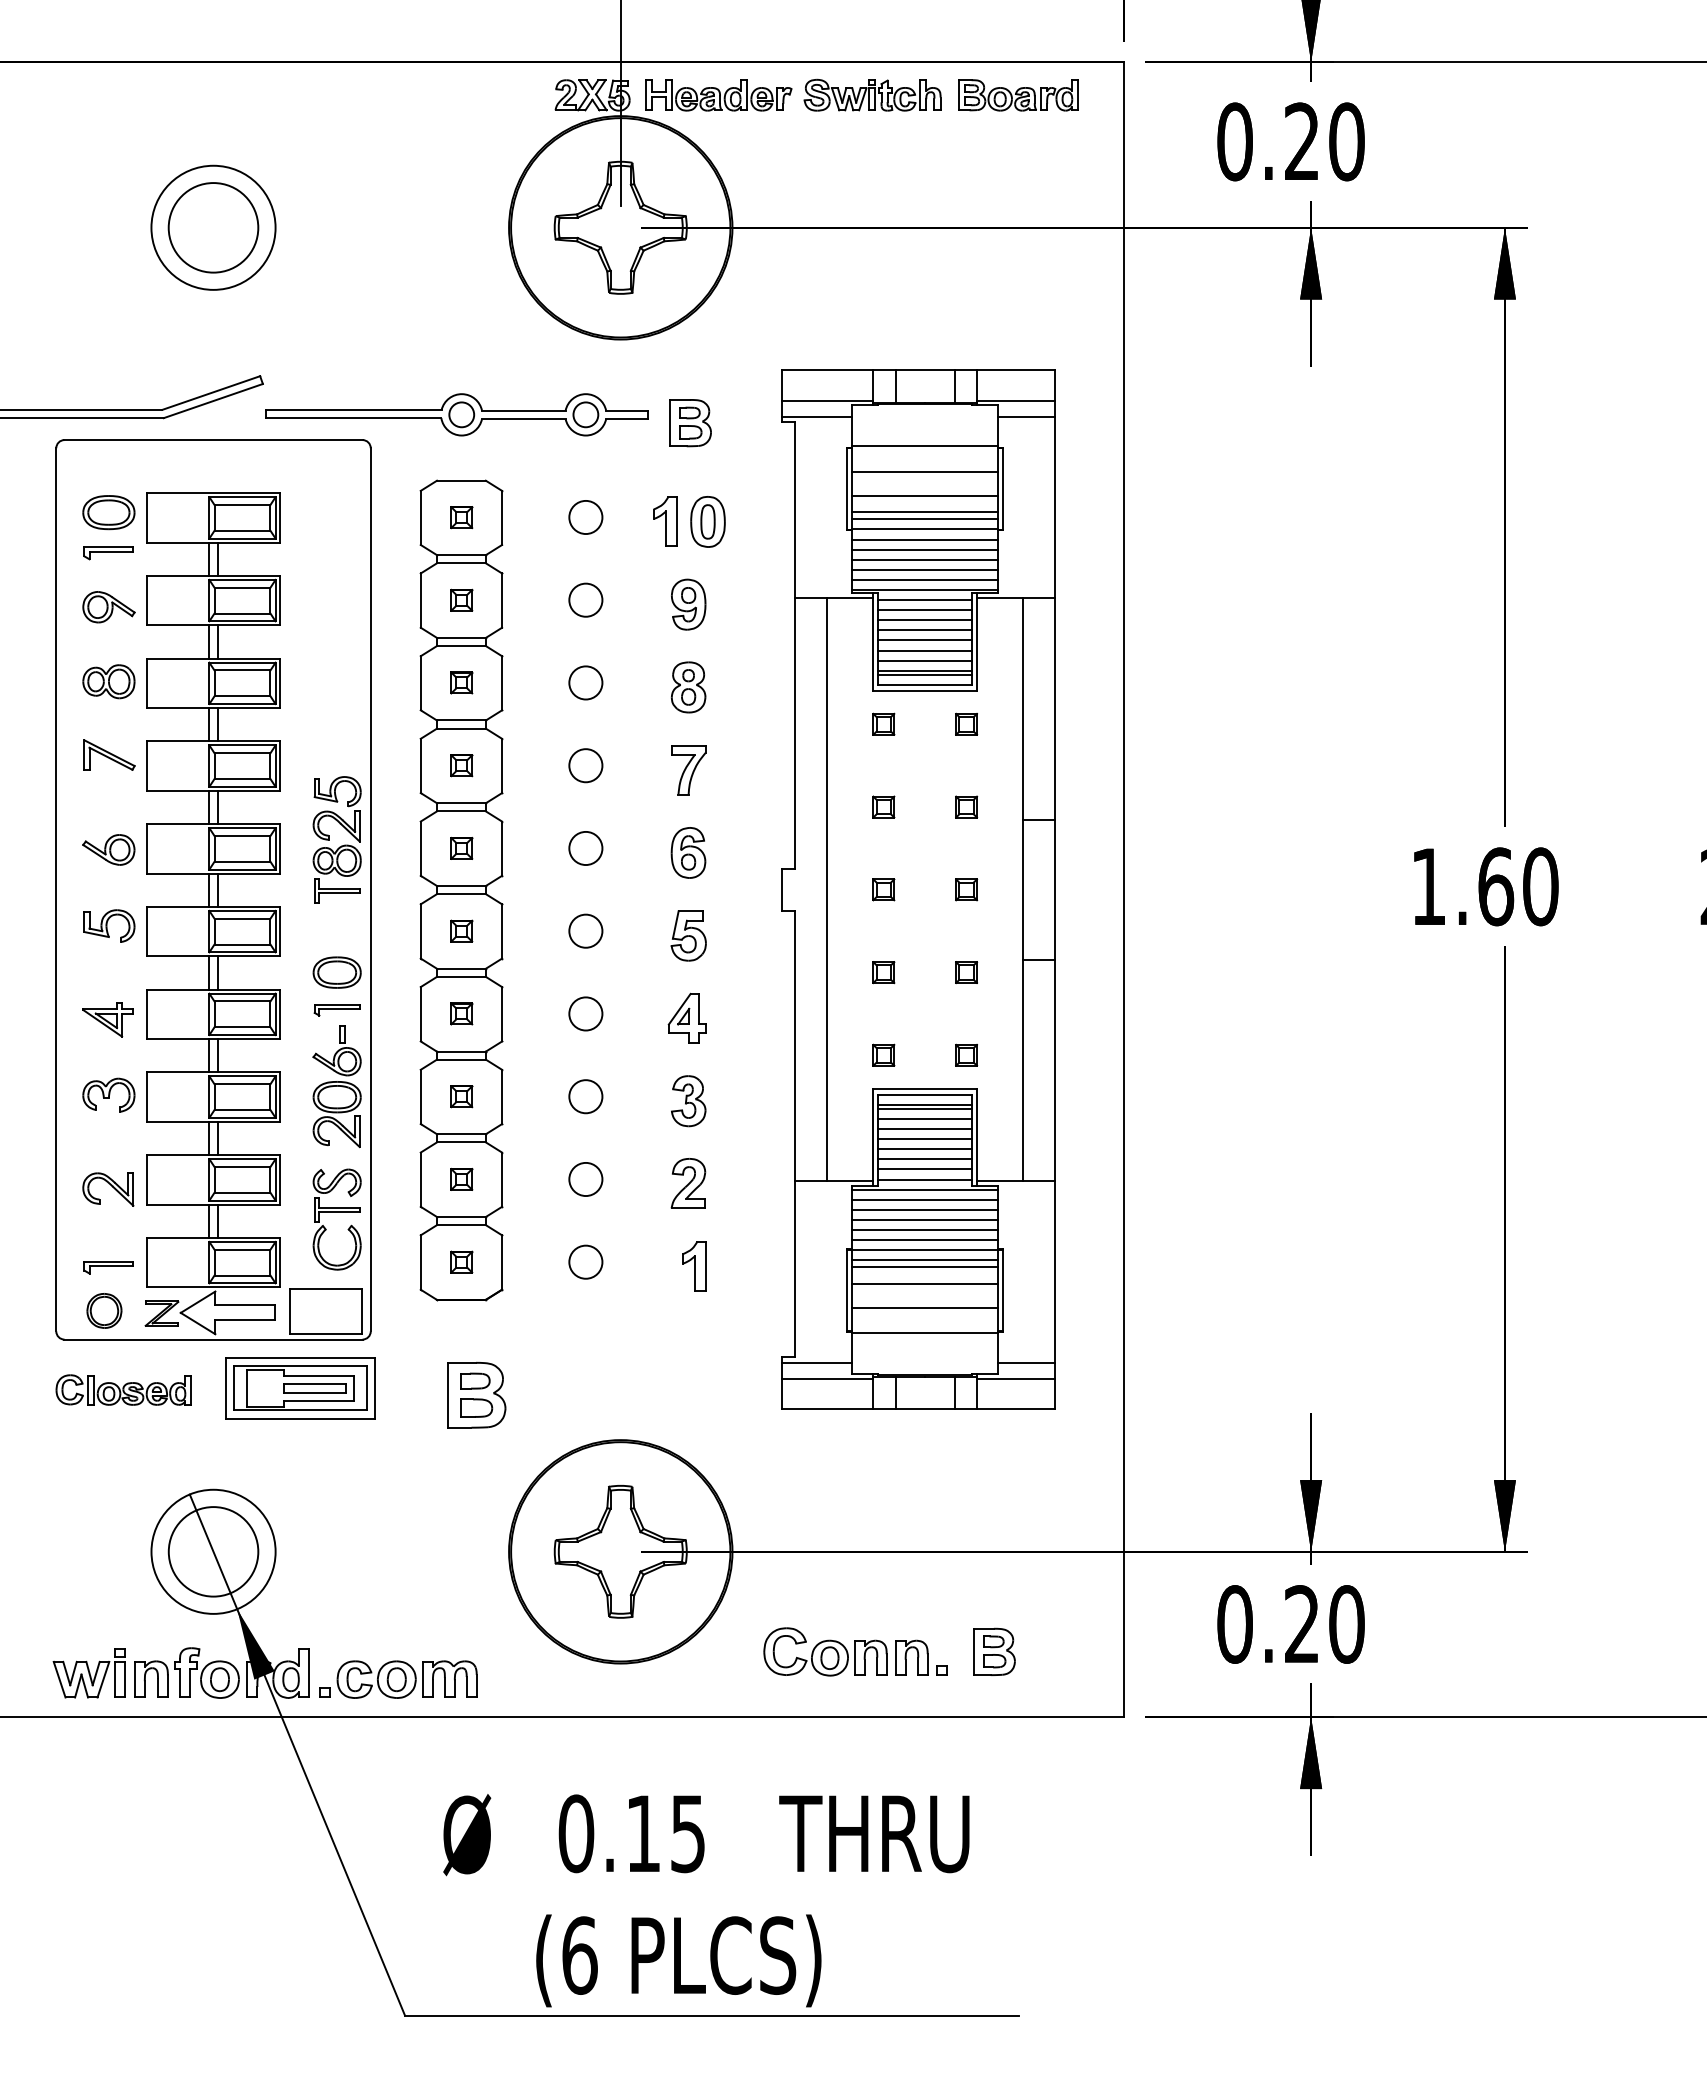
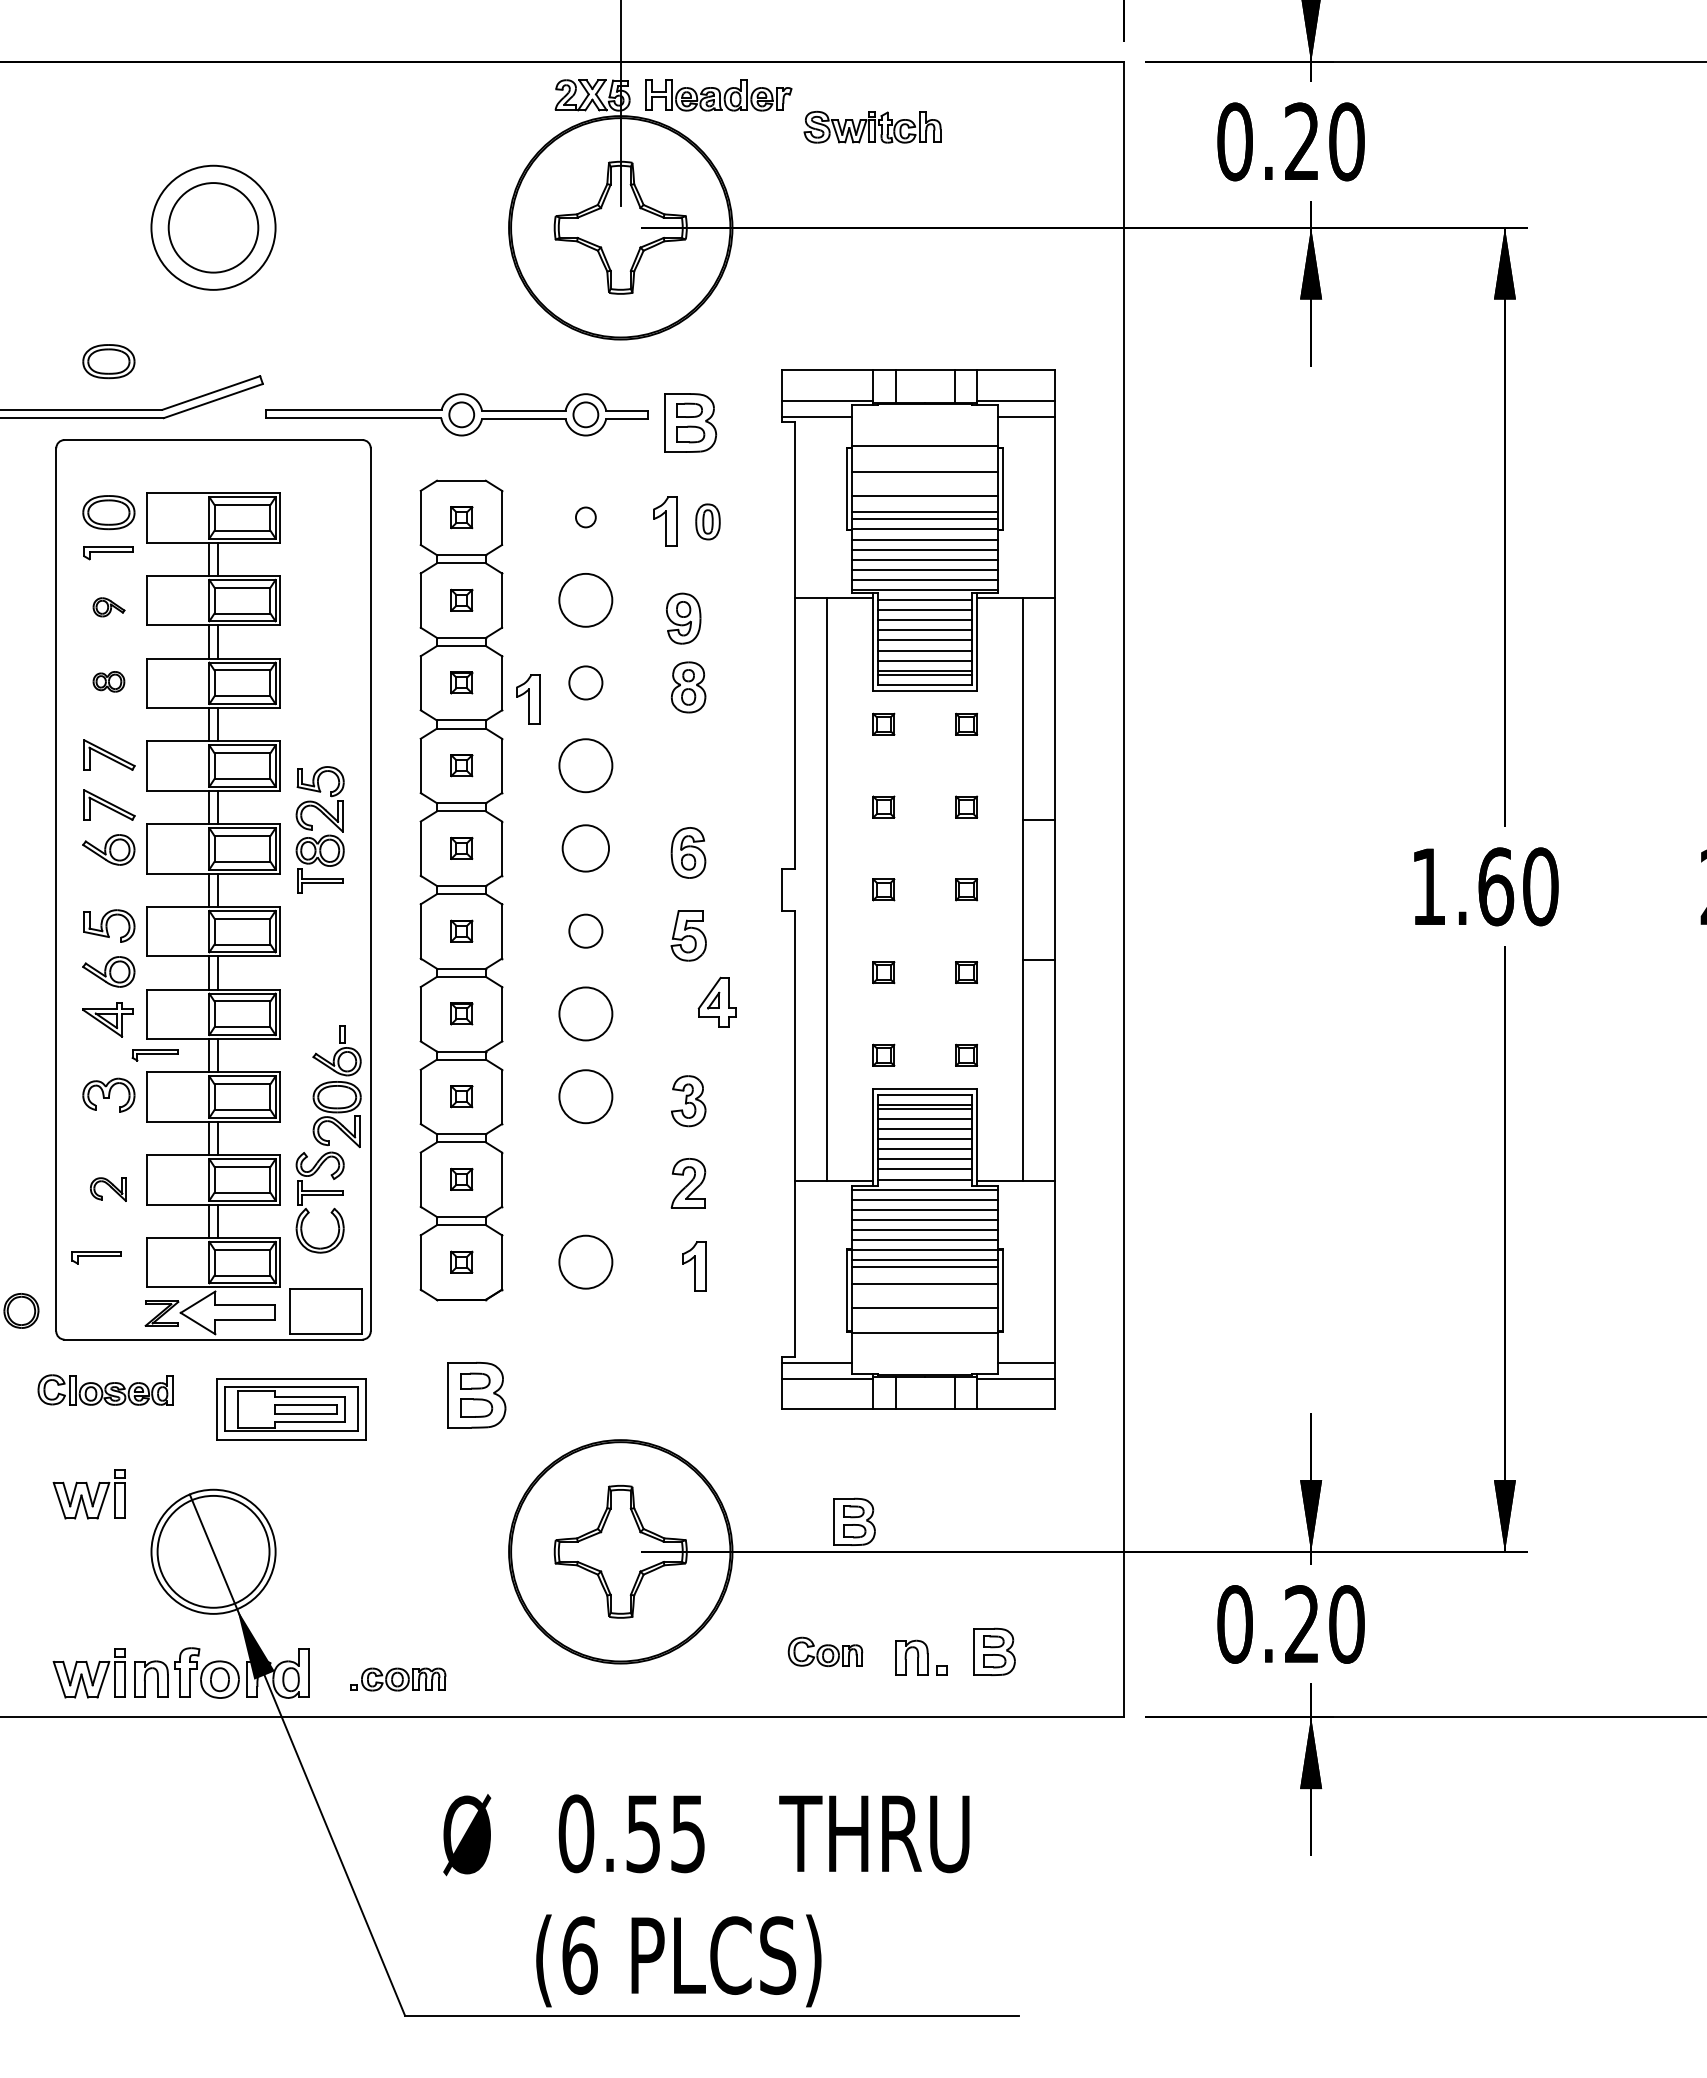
part position: (872, 94) -> (872, 126) (872, 126)
part: present -> none (1018, 95)
part: none -> present (108, 361)
part size: 43x49 px -> 54x60 px (690, 422)
circle diameter: 33 px -> 20 px (585, 517)
part size: 36x52 px -> 26x38 px (707, 521)
circle size: 36x36 px -> 56x55 px (585, 600)
part position: (688, 604) -> (683, 618) (683, 618)
part size: 54x33 px -> 34x21 px (108, 607)
part size: 54x36 px -> 34x22 px (108, 681)
part: none -> present (528, 699)
circle diameter: 33 px -> 53 px (585, 765)
part: present -> none (688, 770)
part: none -> present (109, 804)
part position: (329, 839) -> (312, 829) (312, 829)
circle size: 36x35 px -> 49x49 px (585, 848)
part: none -> present (108, 971)
part: present -> none (336, 972)
part position: (336, 1010) -> (154, 1055) (154, 1055)
circle diameter: 33 px -> 53 px (585, 1013)
part position: (686, 1017) -> (716, 1001) (716, 1001)
circle diameter: 33 px -> 53 px (585, 1096)
circle: present -> none (585, 1179)
part size: 53x35 px -> 37x25 px (108, 1189)
part position: (336, 1212) -> (319, 1195) (319, 1195)
circle diameter: 33 px -> 53 px (585, 1261)
part position: (108, 1267) -> (96, 1257) (96, 1257)
part position: (104, 1310) -> (21, 1310) (21, 1310)
part position: (300, 1388) -> (291, 1409) (291, 1409)
part position: (123, 1389) -> (105, 1389) (105, 1389)
part: none -> present (88, 1494)
part: none -> present (854, 1521)
circle diameter: 90 px -> 112 px (213, 1551)
part size: 125x50 px -> 77x32 px (825, 1651)
part size: 159x39 px -> 97x25 px (398, 1679)
text: 0.15 -> 0.55 (642, 1834)
